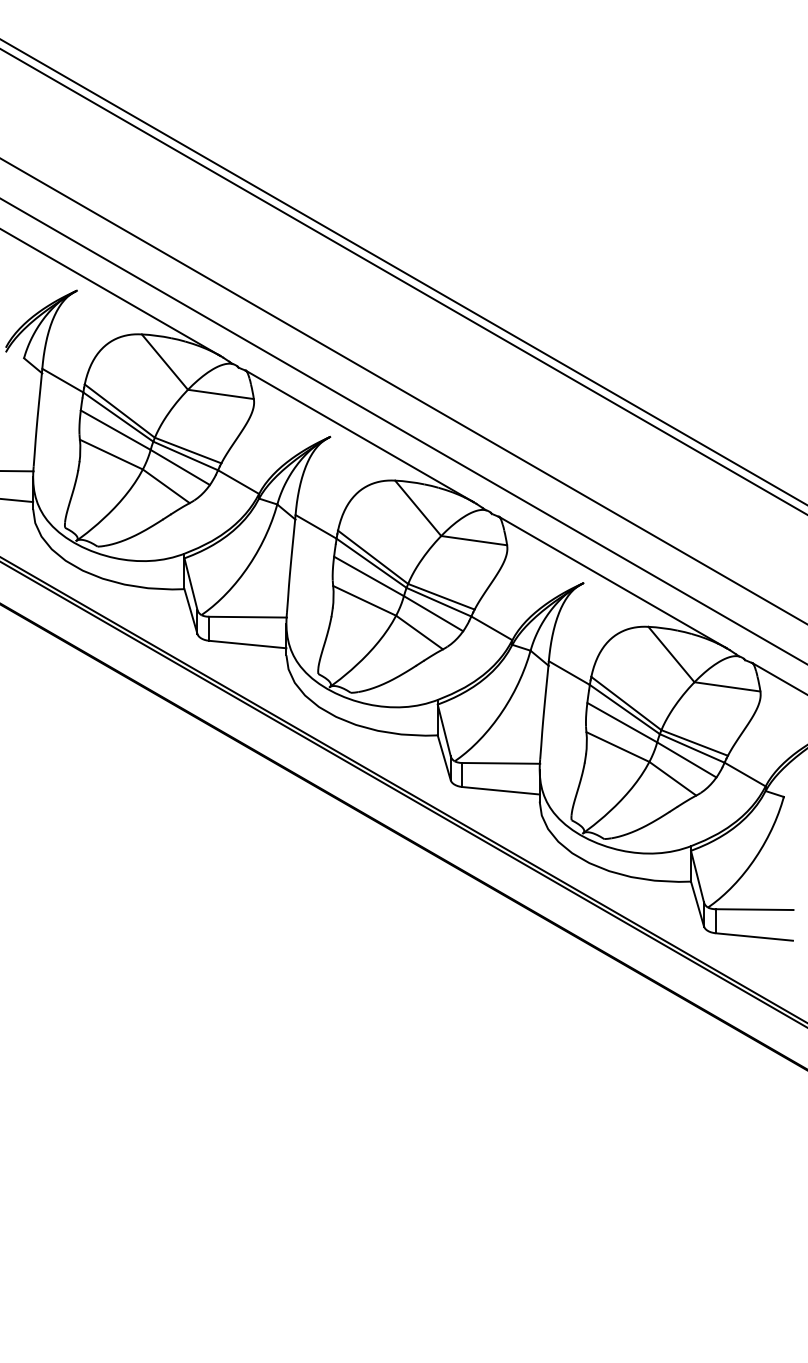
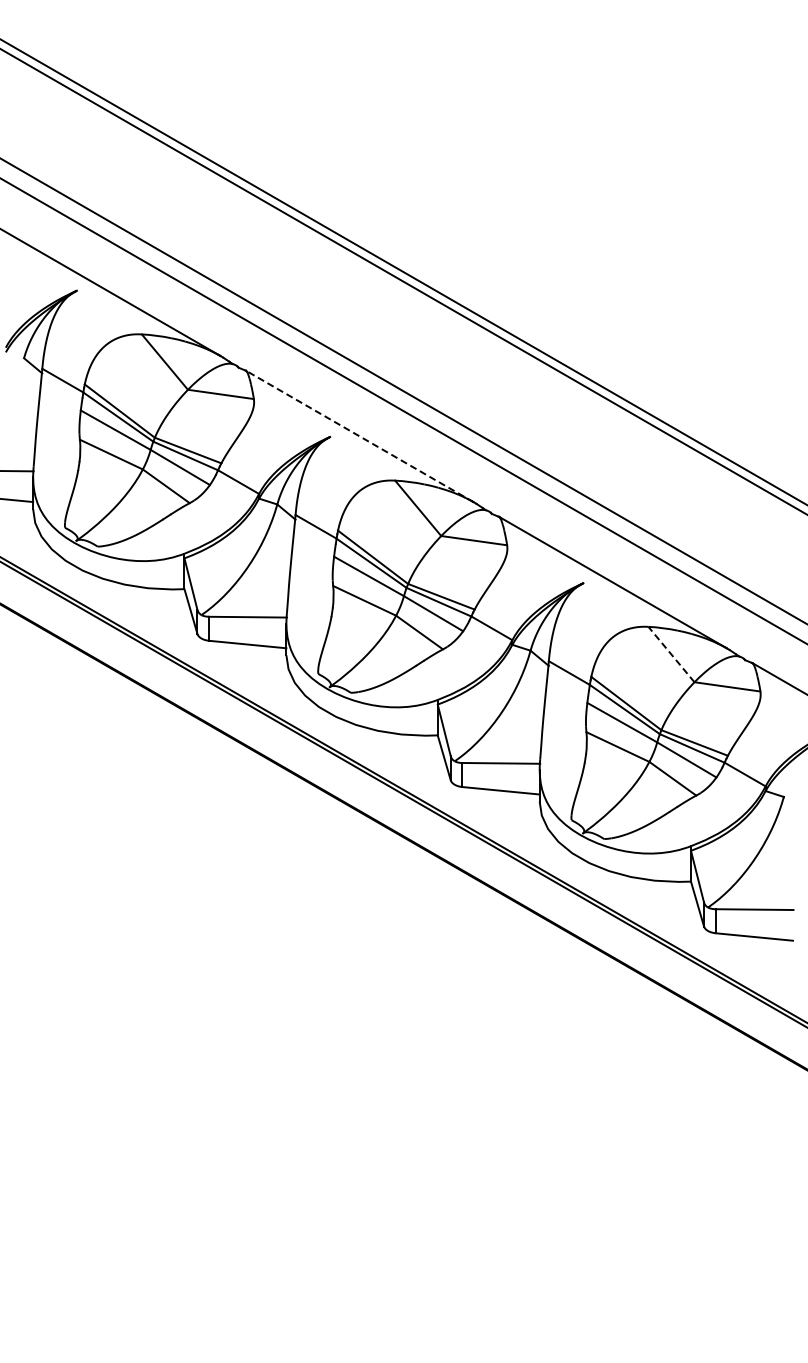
line position: (403, 430) -> (403, 410) (403, 410)
line: solid -> dashed (359, 436)
line: solid -> dashed (671, 654)
